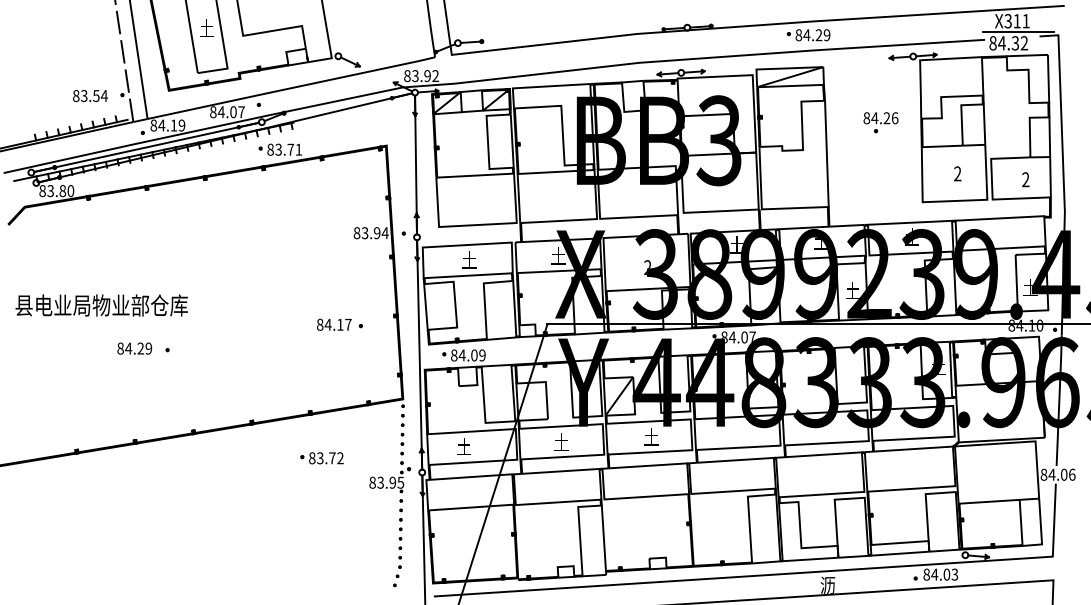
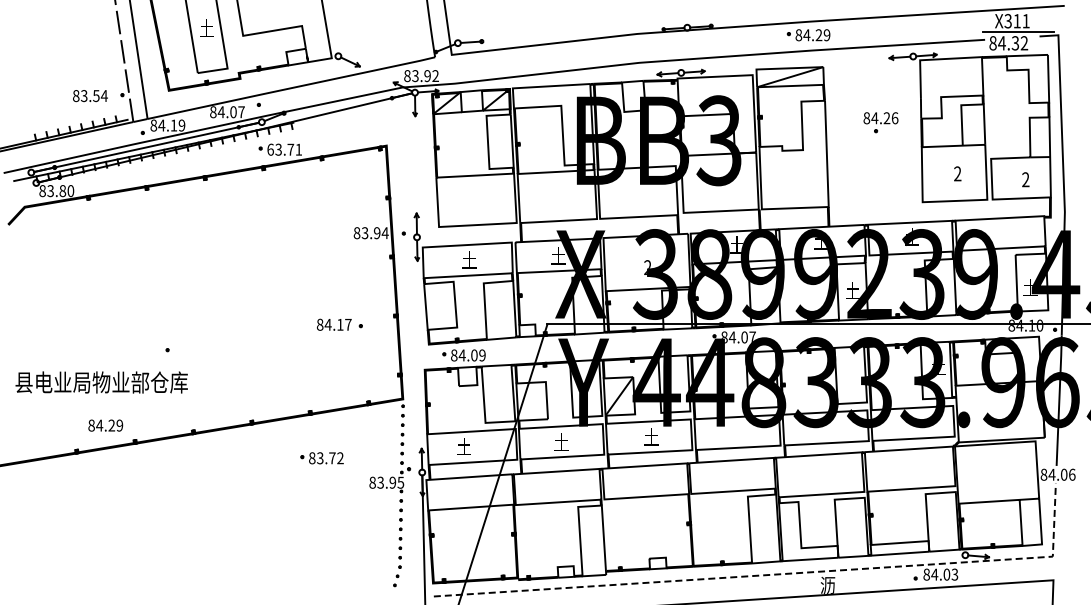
text: 83.71 -> 63.71 (270, 149)
line: present -> none (415, 164)
text position: (101, 305) -> (101, 382) (101, 382)
text position: (134, 348) -> (105, 425) (105, 425)
line: present -> none (419, 354)
line: solid -> dashed (781, 574)
